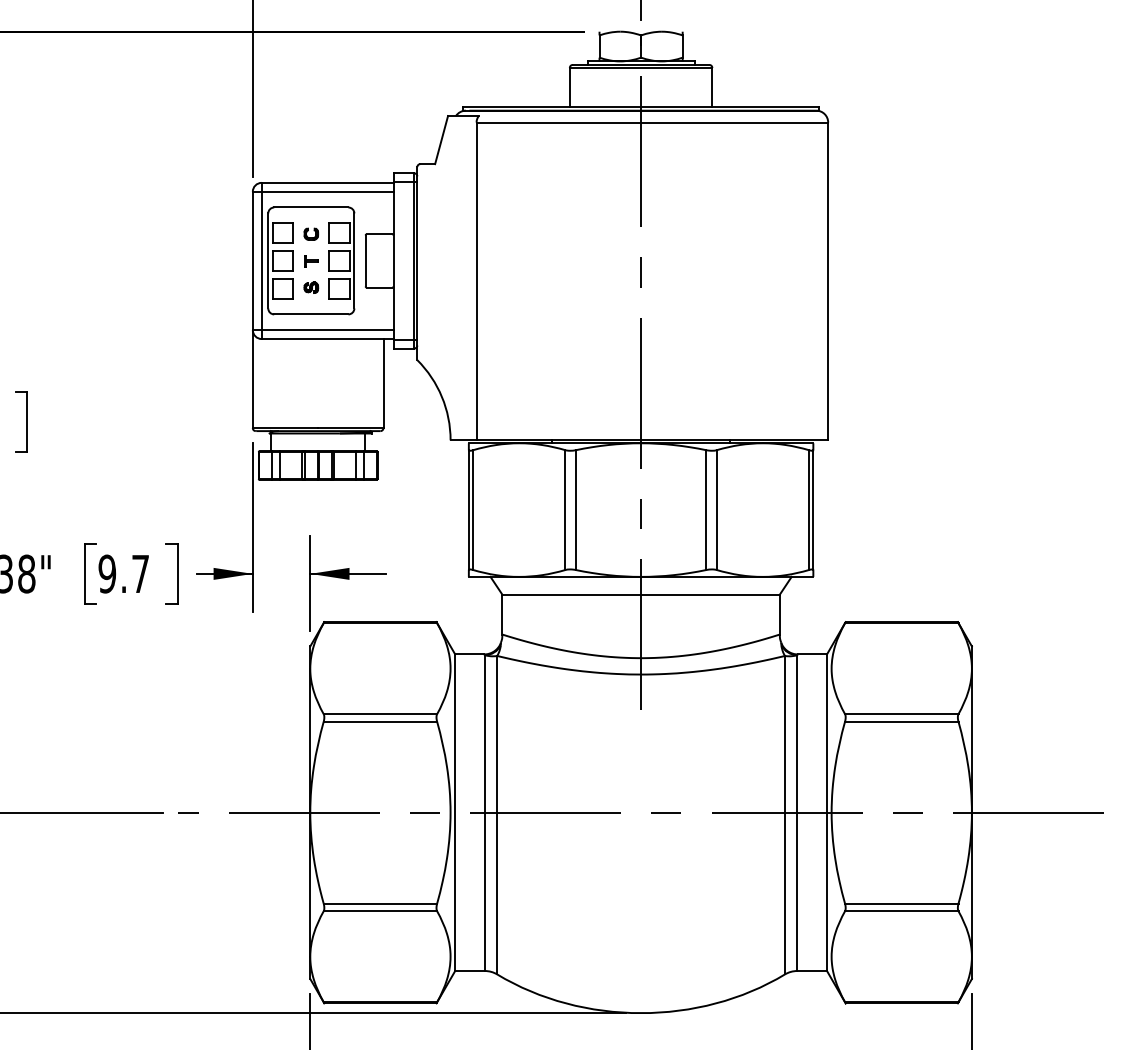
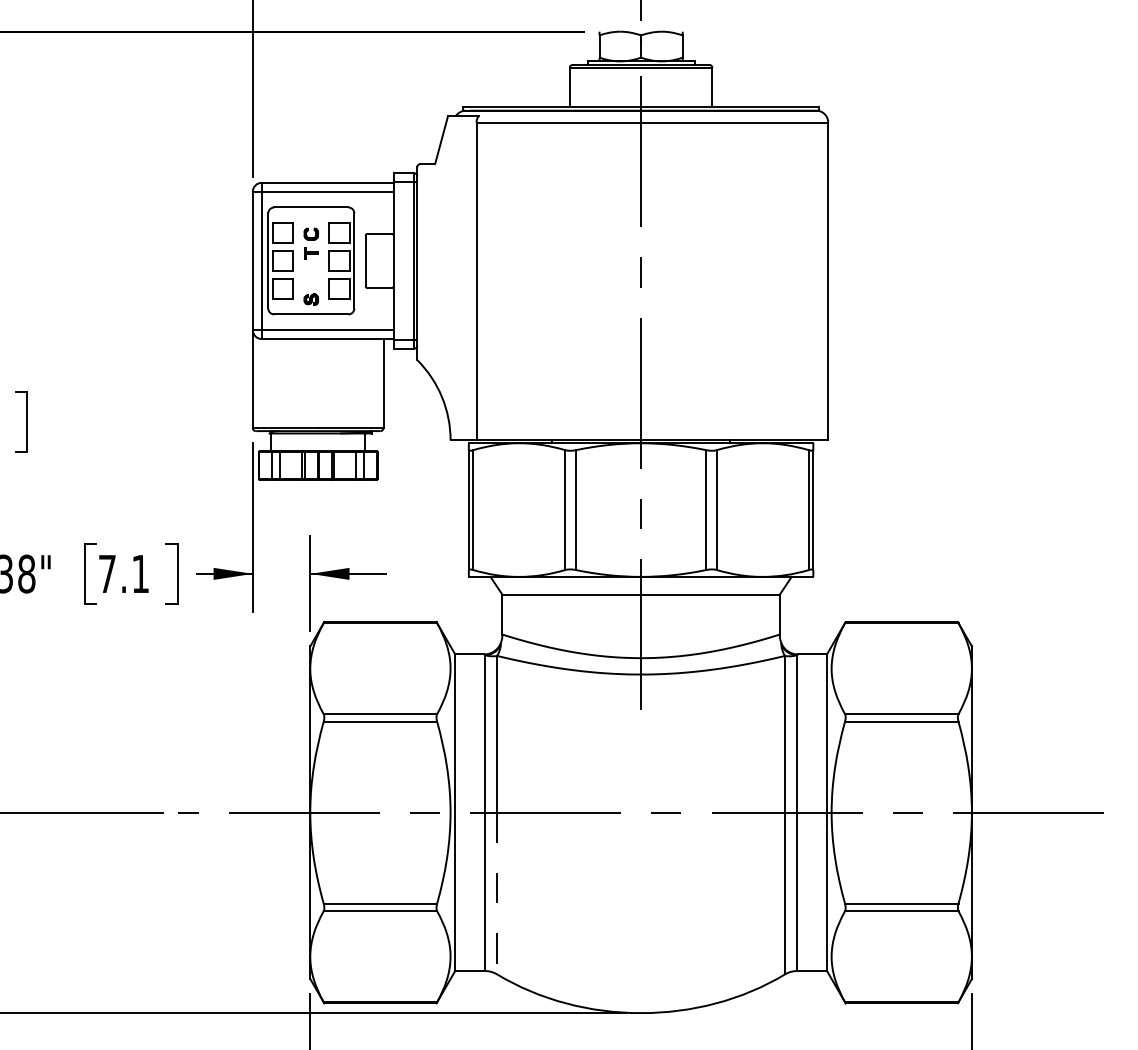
part position: (311, 261) -> (311, 253) (311, 253)
part position: (311, 287) -> (311, 299) (311, 299)
text: 9.7 -> 7.1 (123, 573)
line: solid -> dashed (497, 893)
